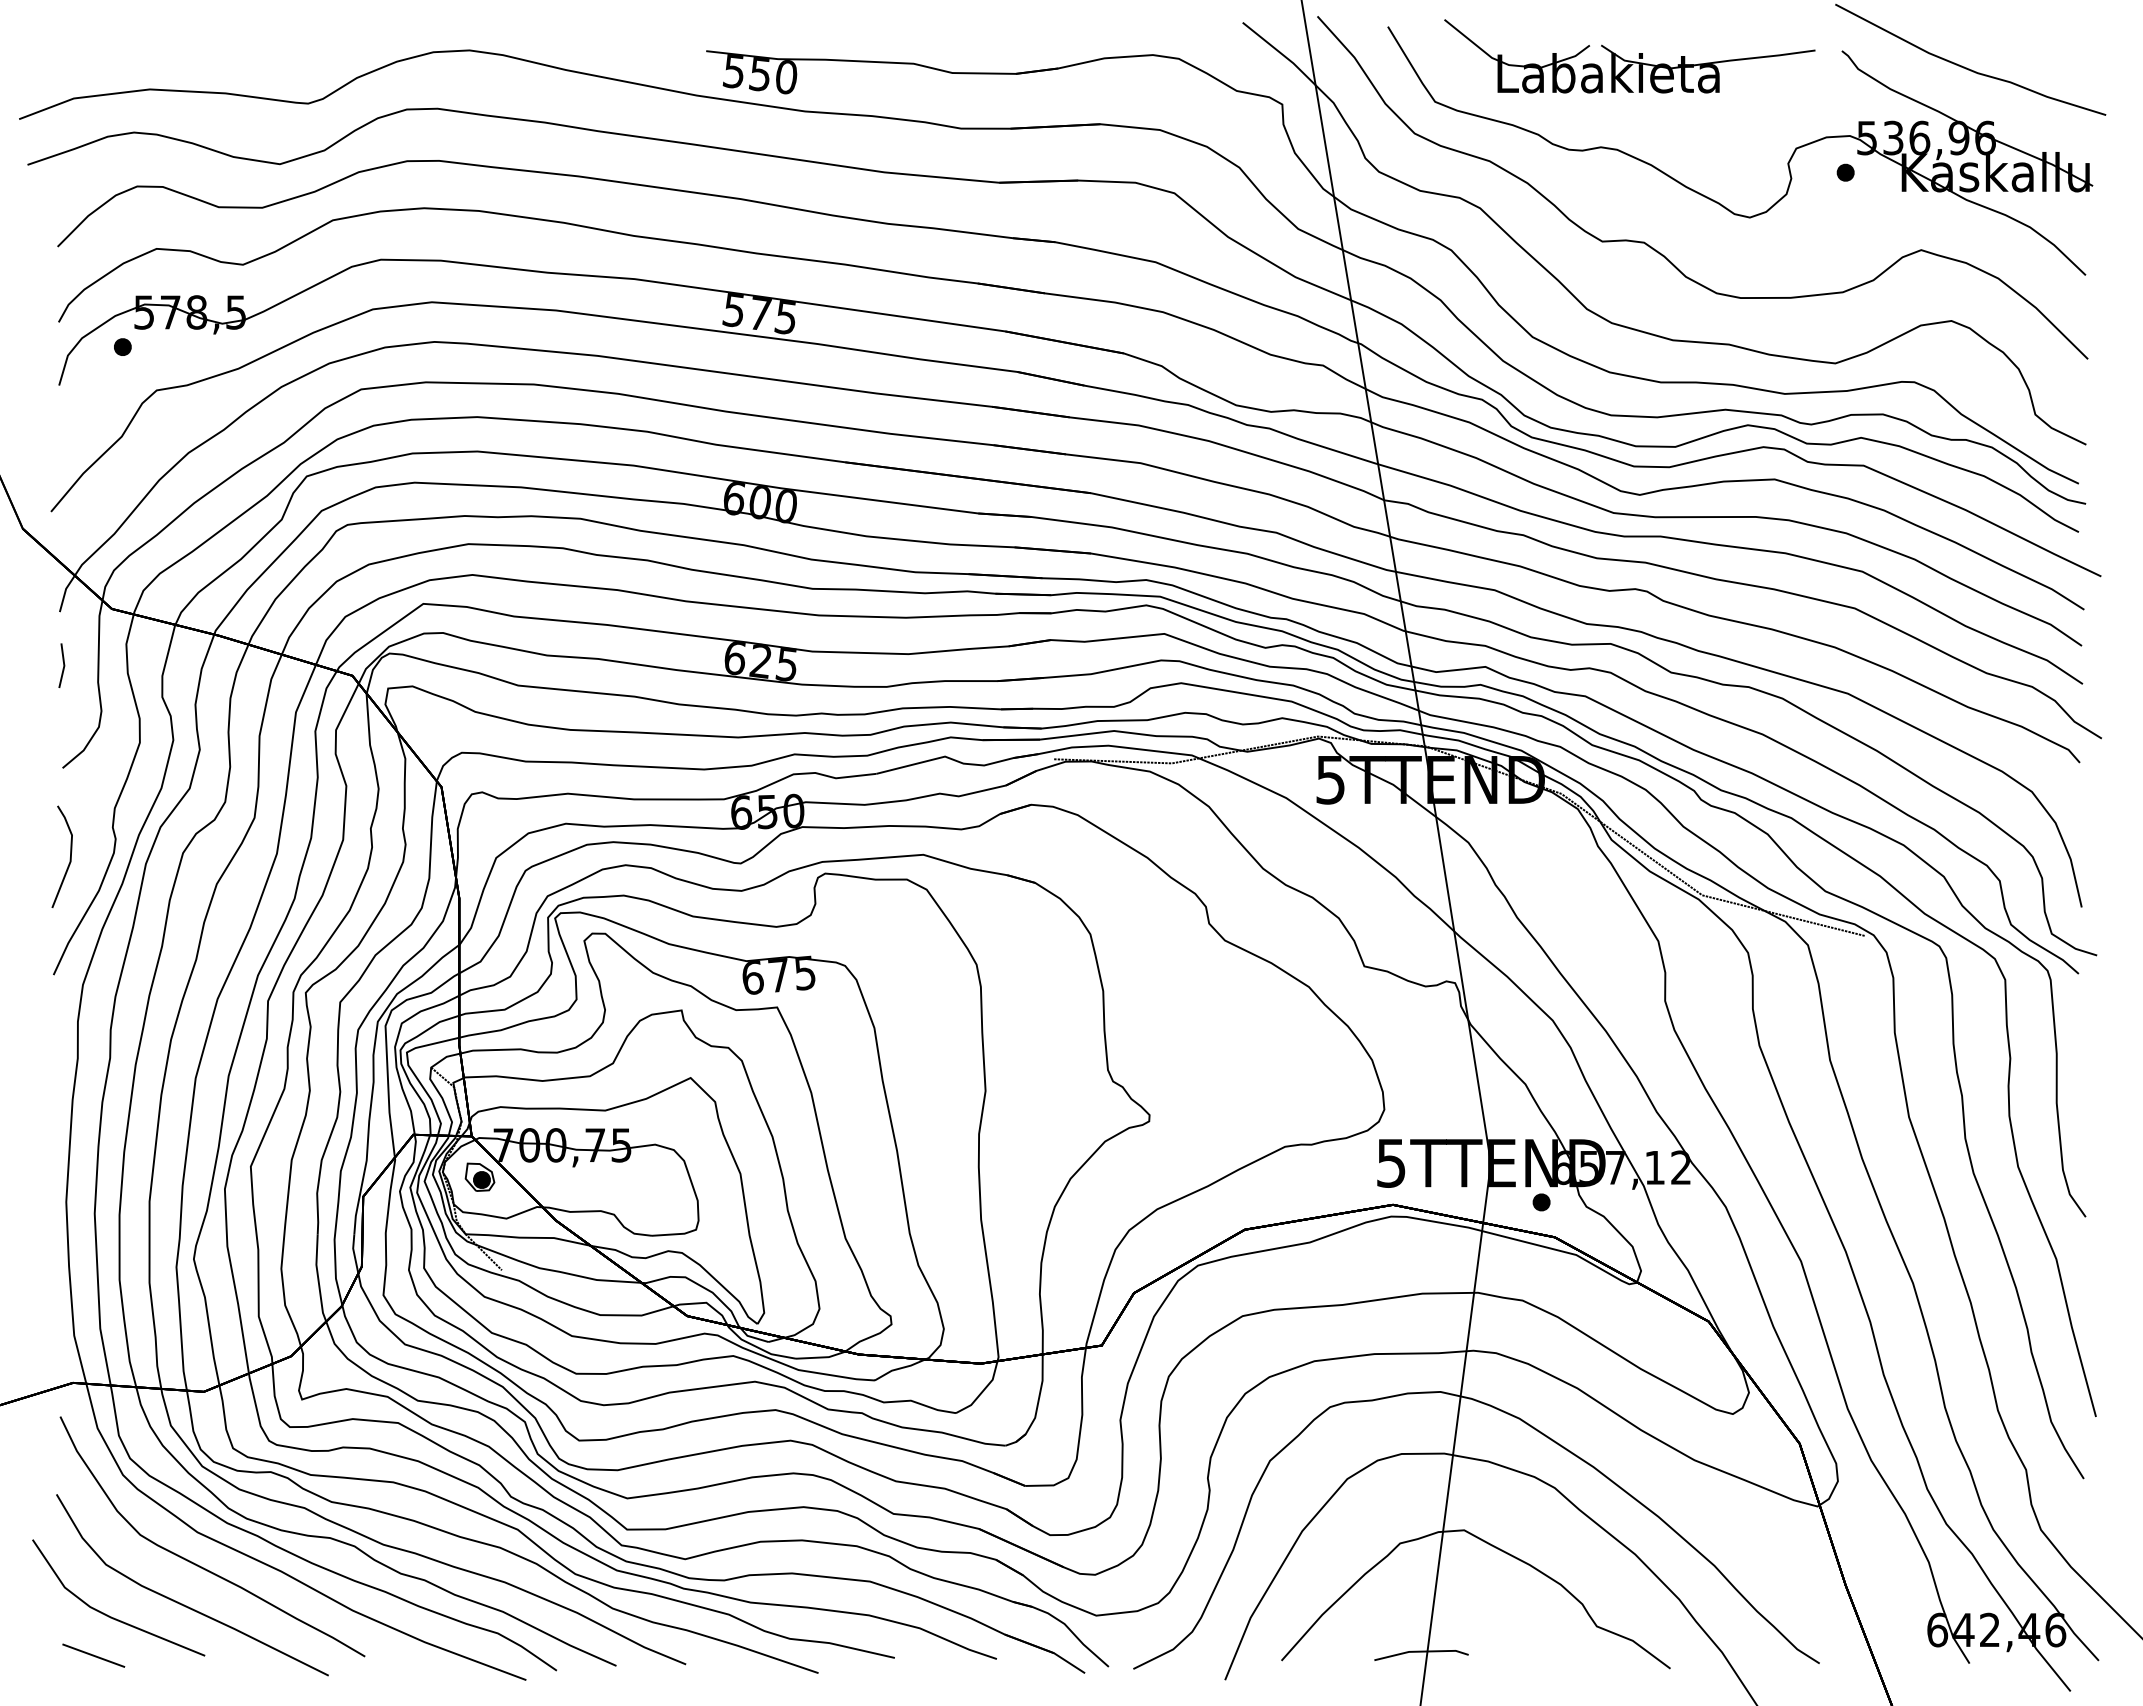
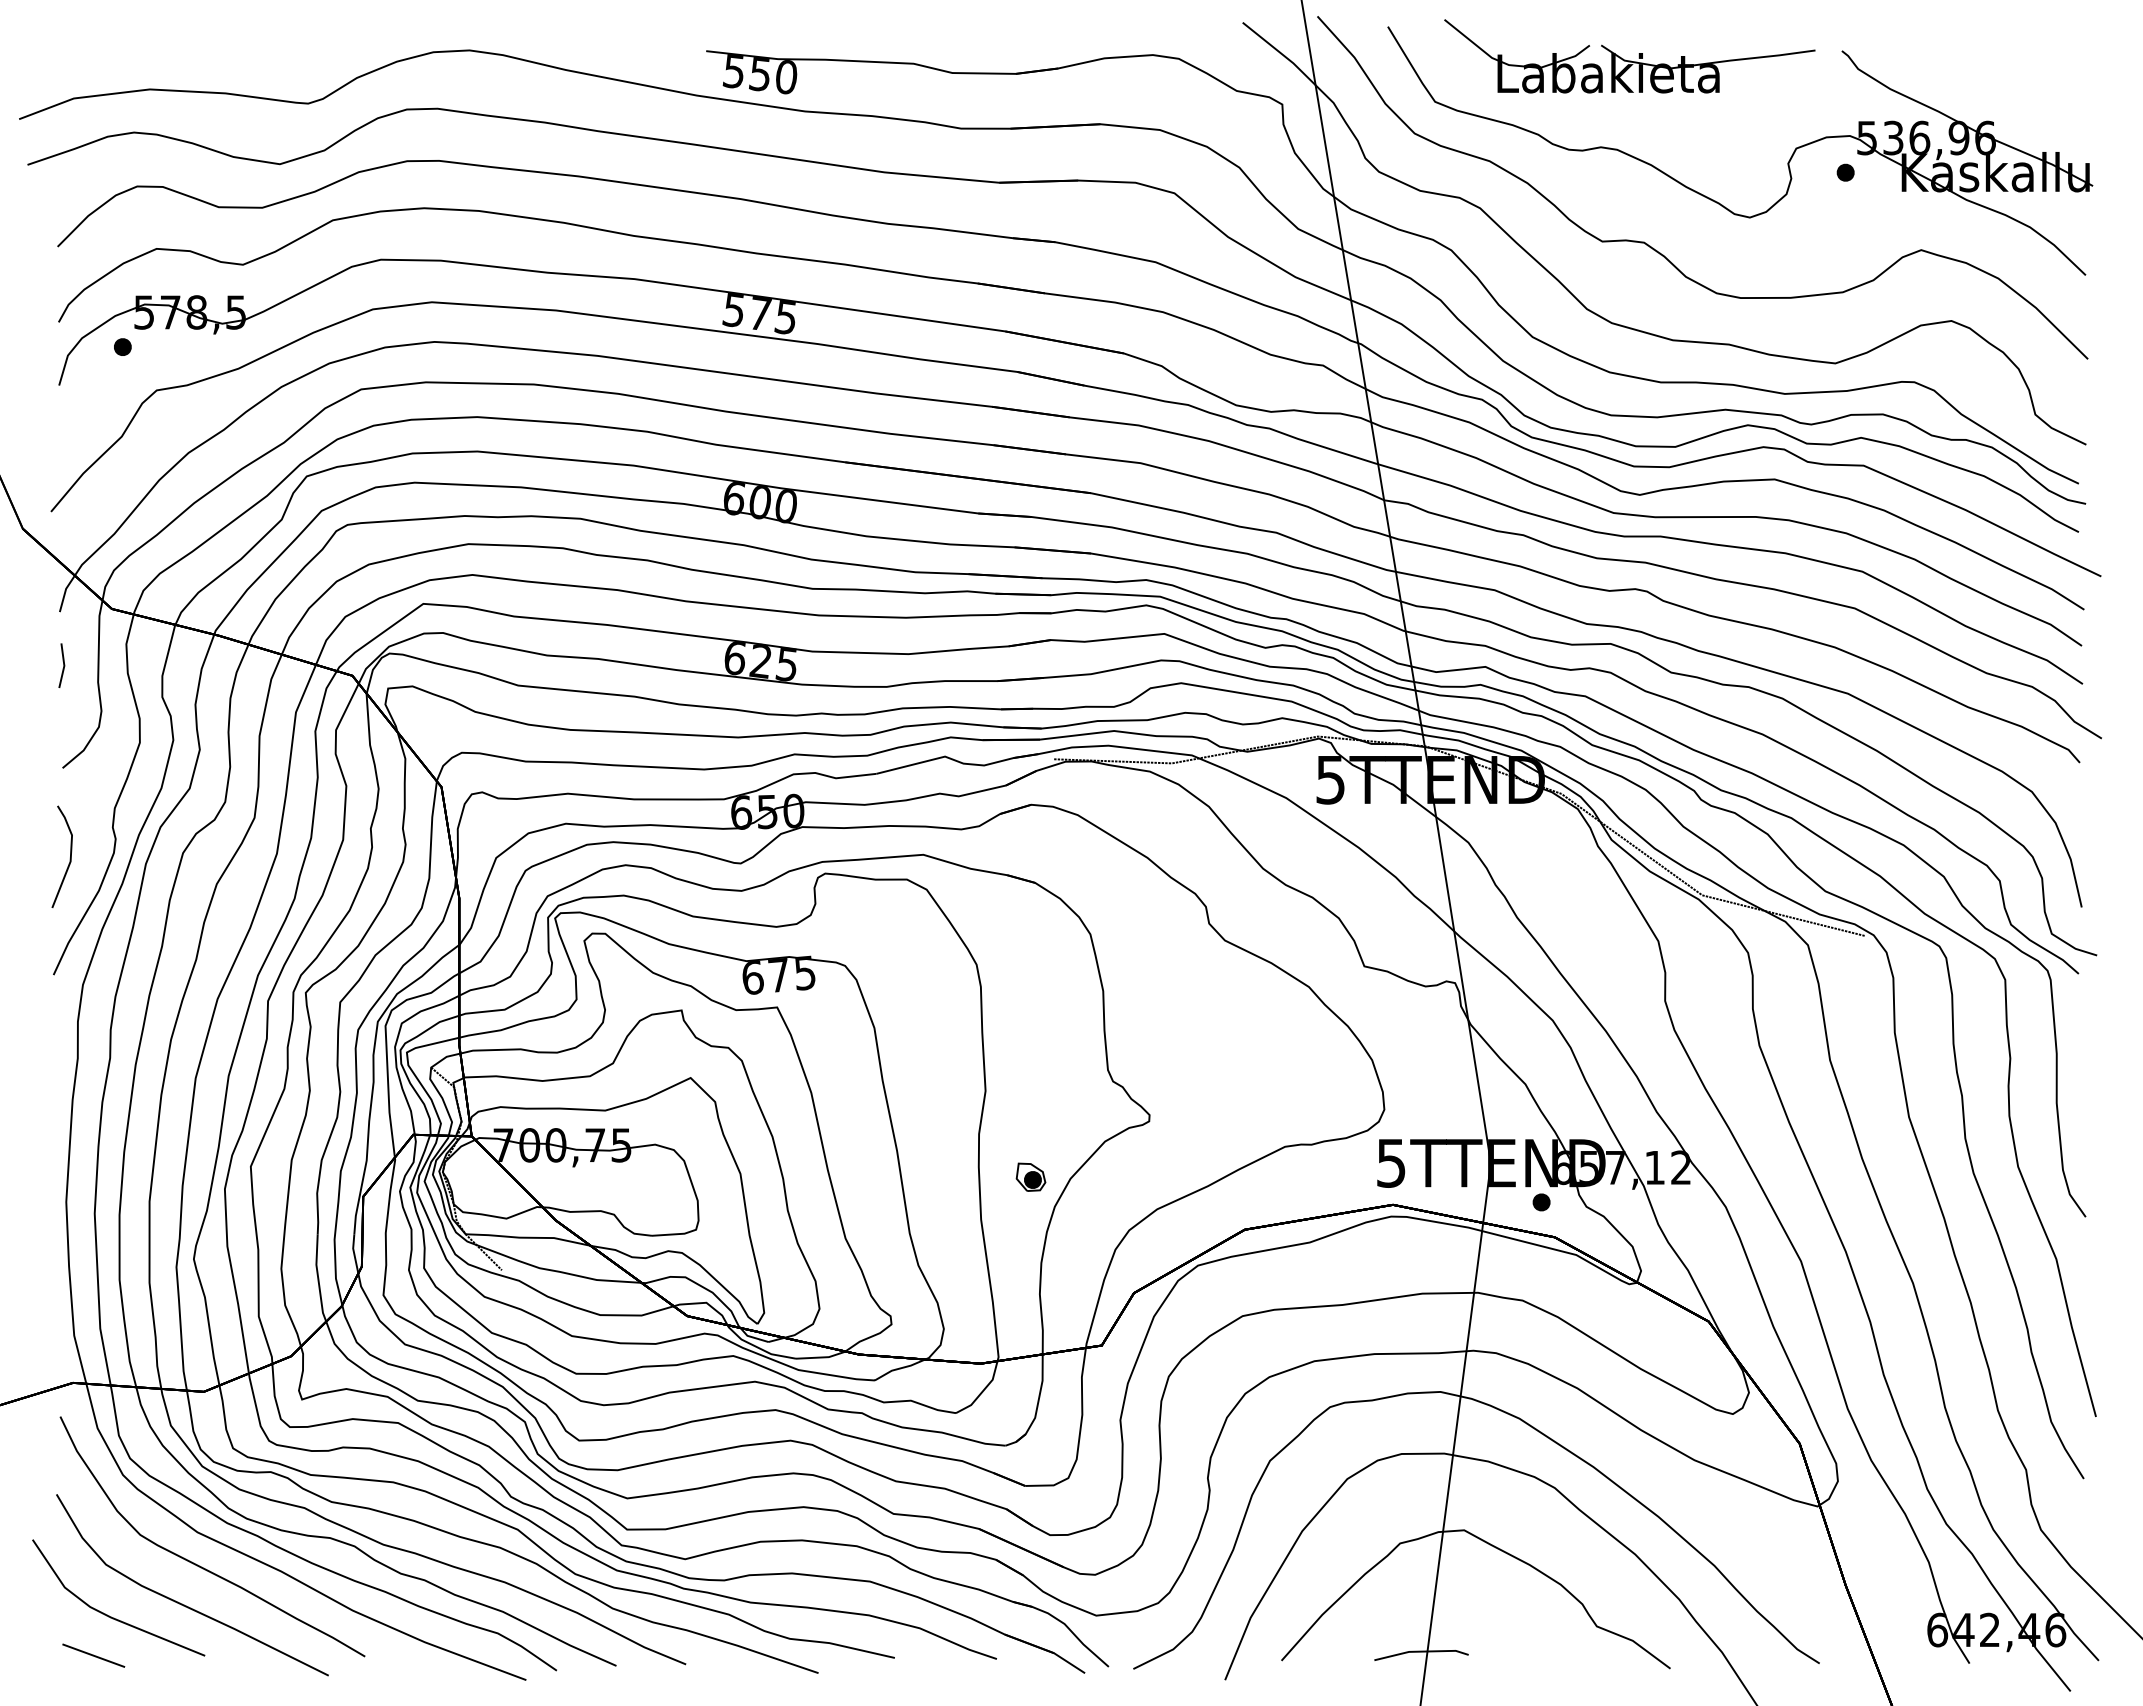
part: present -> none (1966, 67)
part position: (479, 1176) -> (1030, 1176) (1030, 1176)
